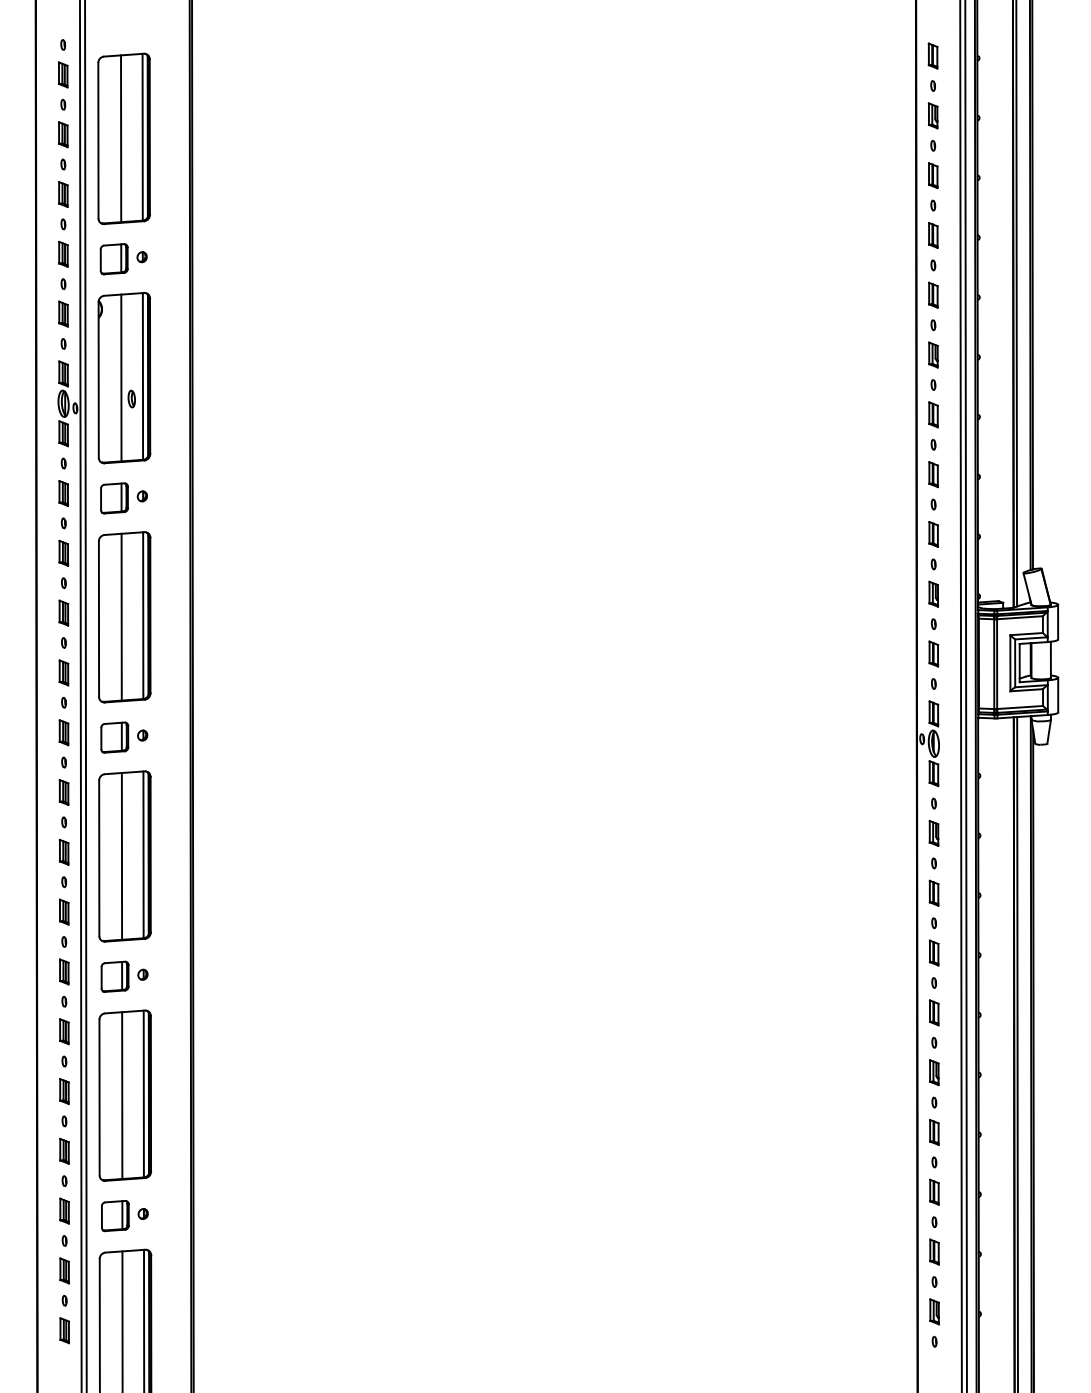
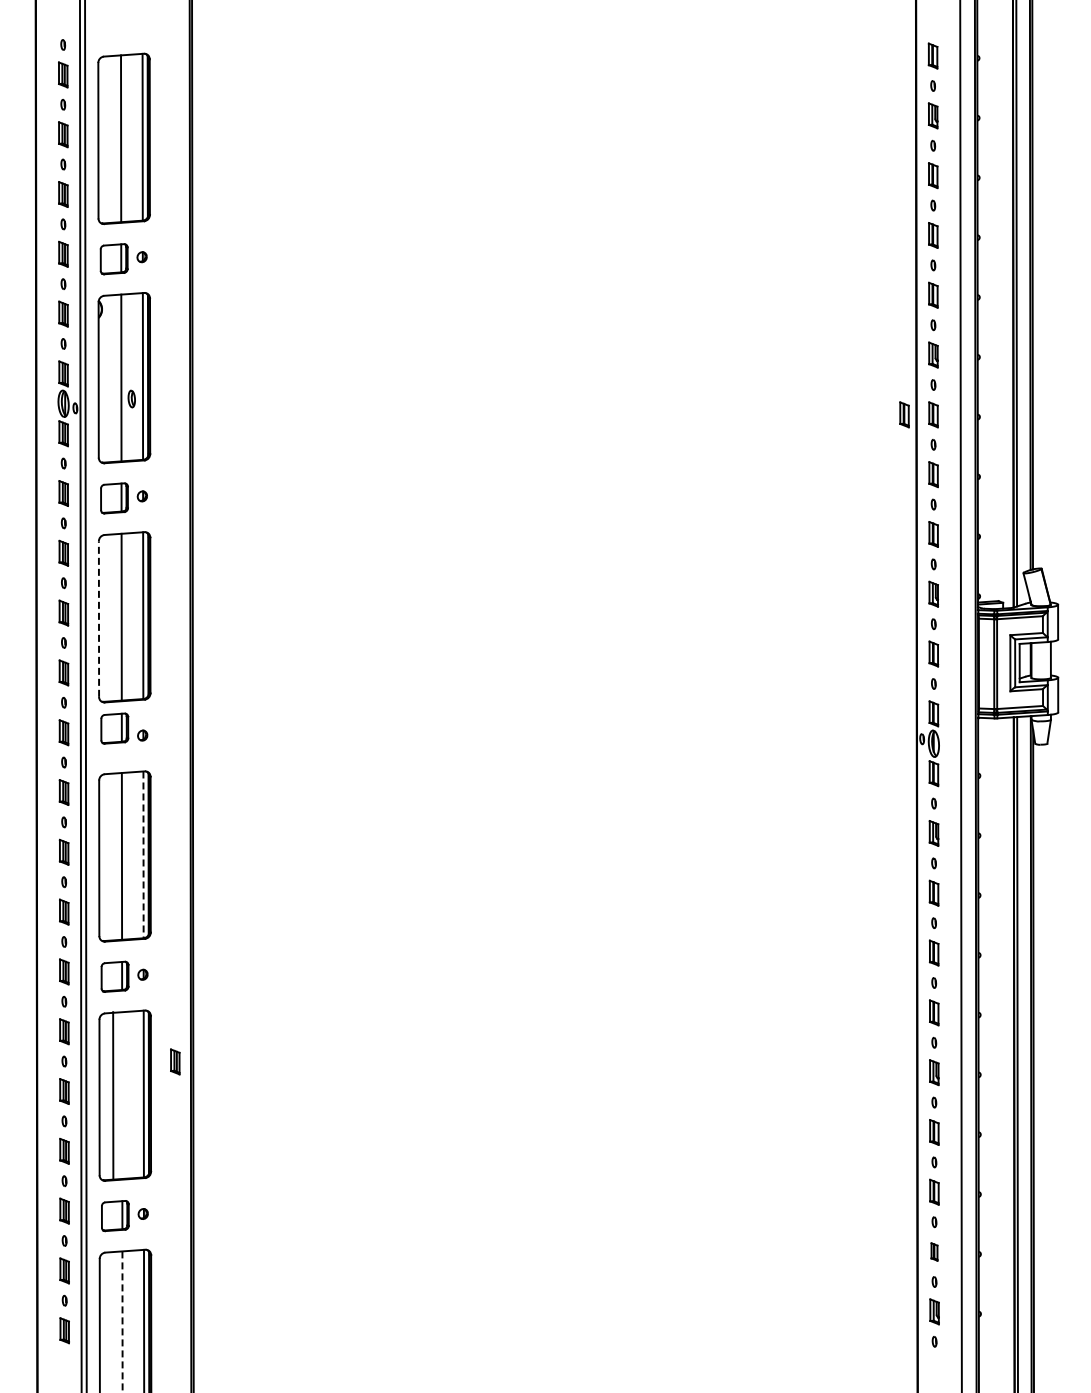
part: none -> present (904, 414)
line: solid -> dashed (98, 619)
line: present -> none (965, 695)
part position: (114, 737) -> (114, 728) (114, 728)
line: solid -> dashed (143, 855)
part: none -> present (175, 1061)
line position: (122, 1095) -> (113, 1095) (113, 1095)
part size: 11x28 px -> 9x20 px (934, 1251)
line: solid -> dashed (122, 1322)
